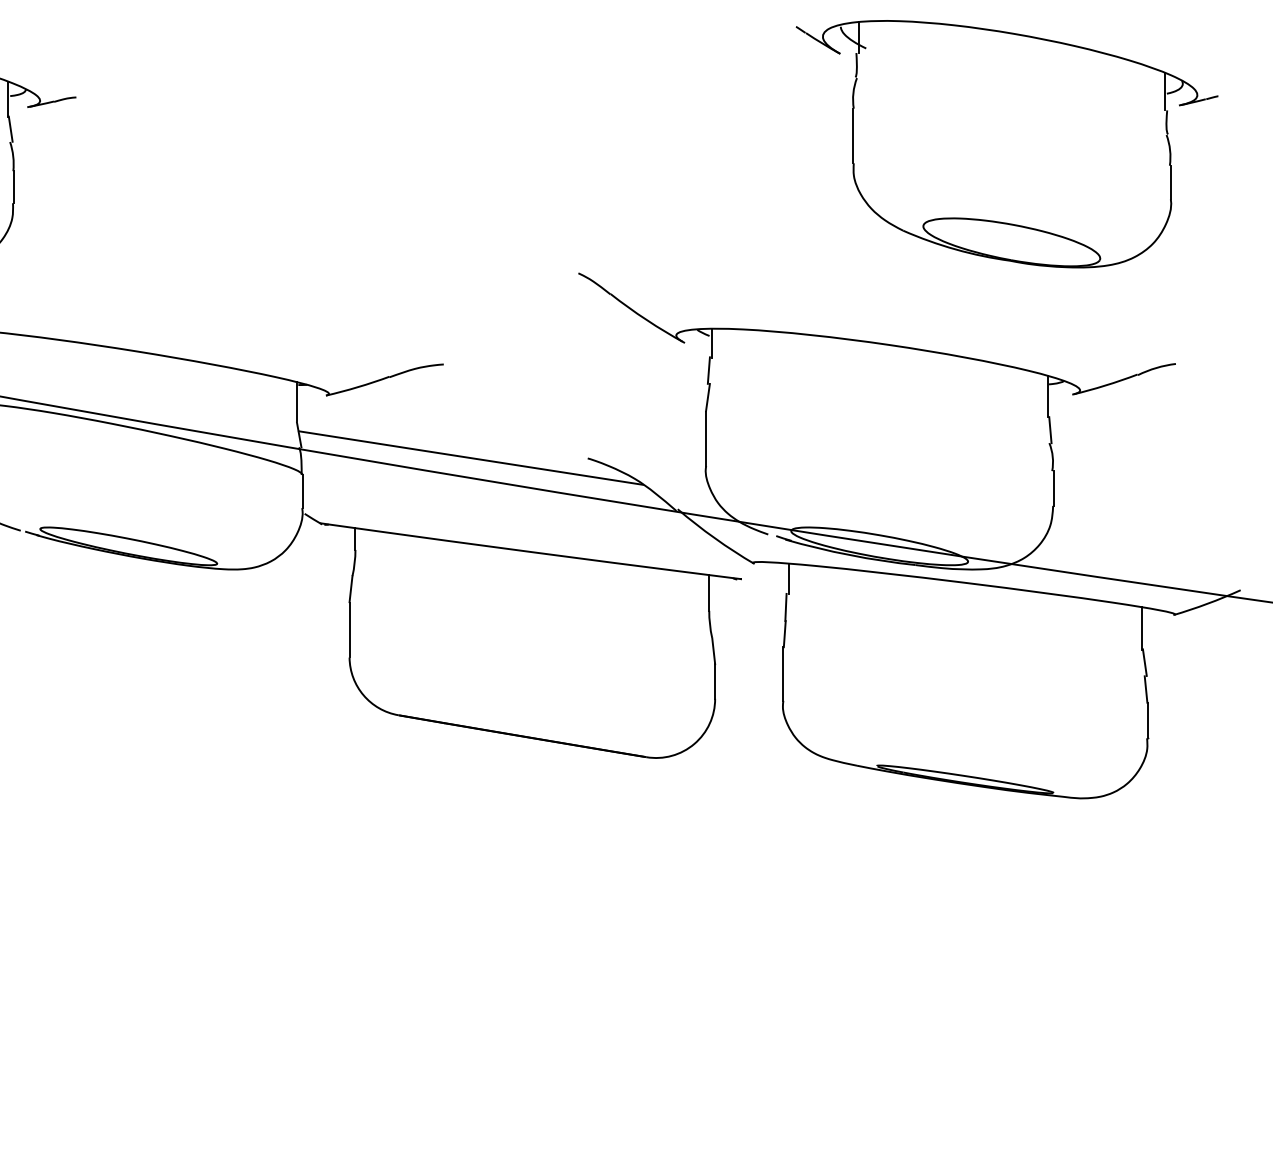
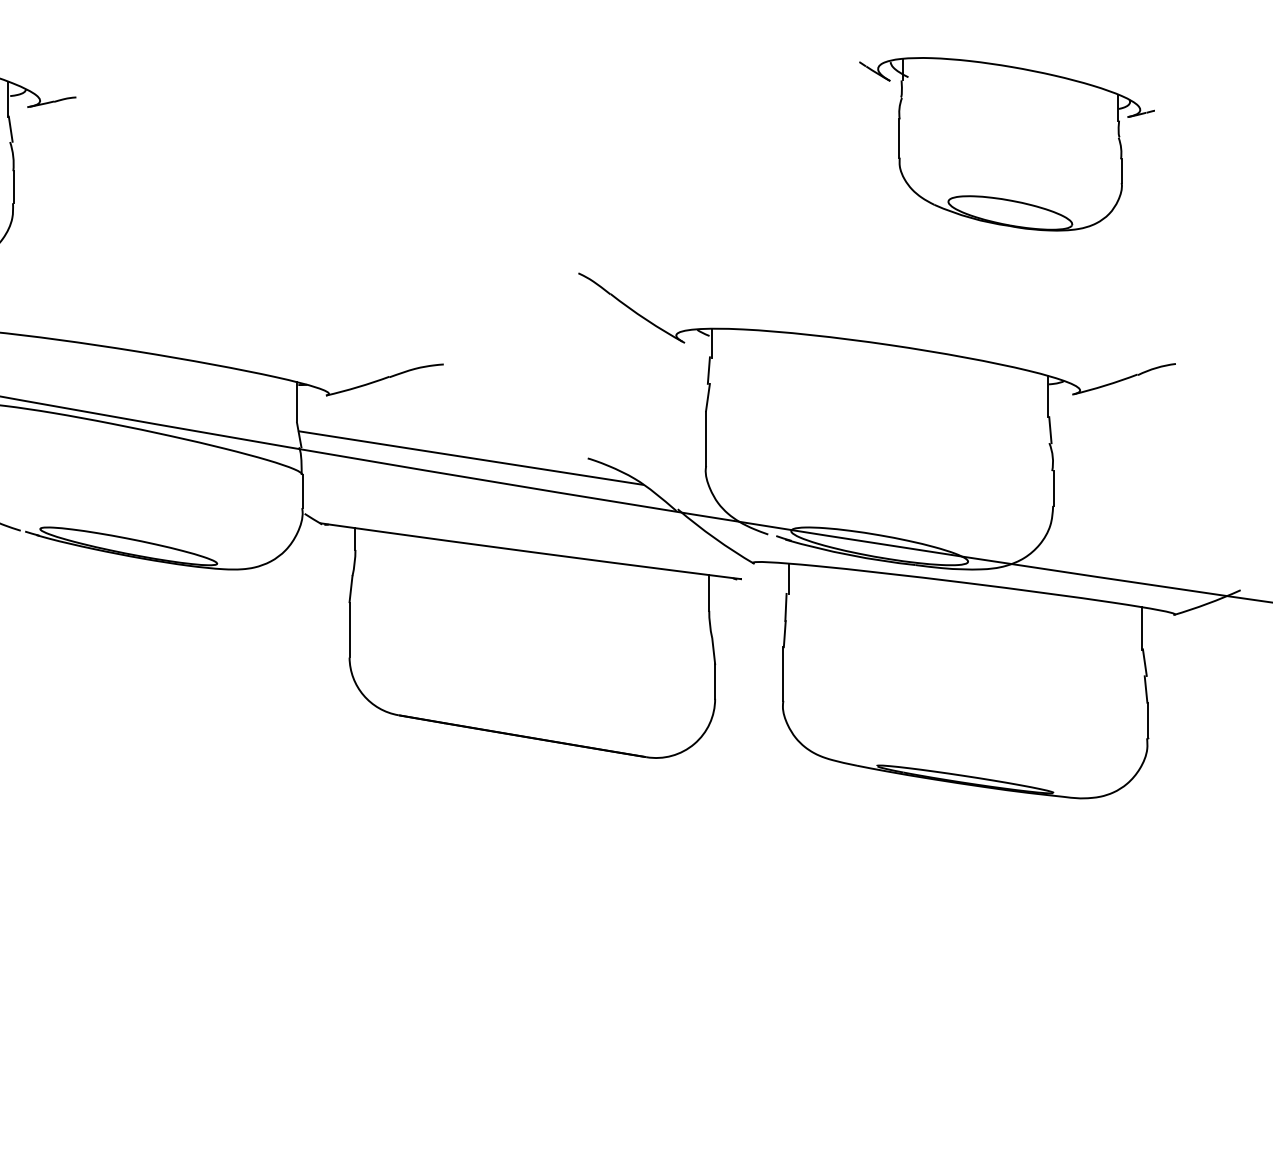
part size: 424x249 px -> 296x175 px (1006, 144)
